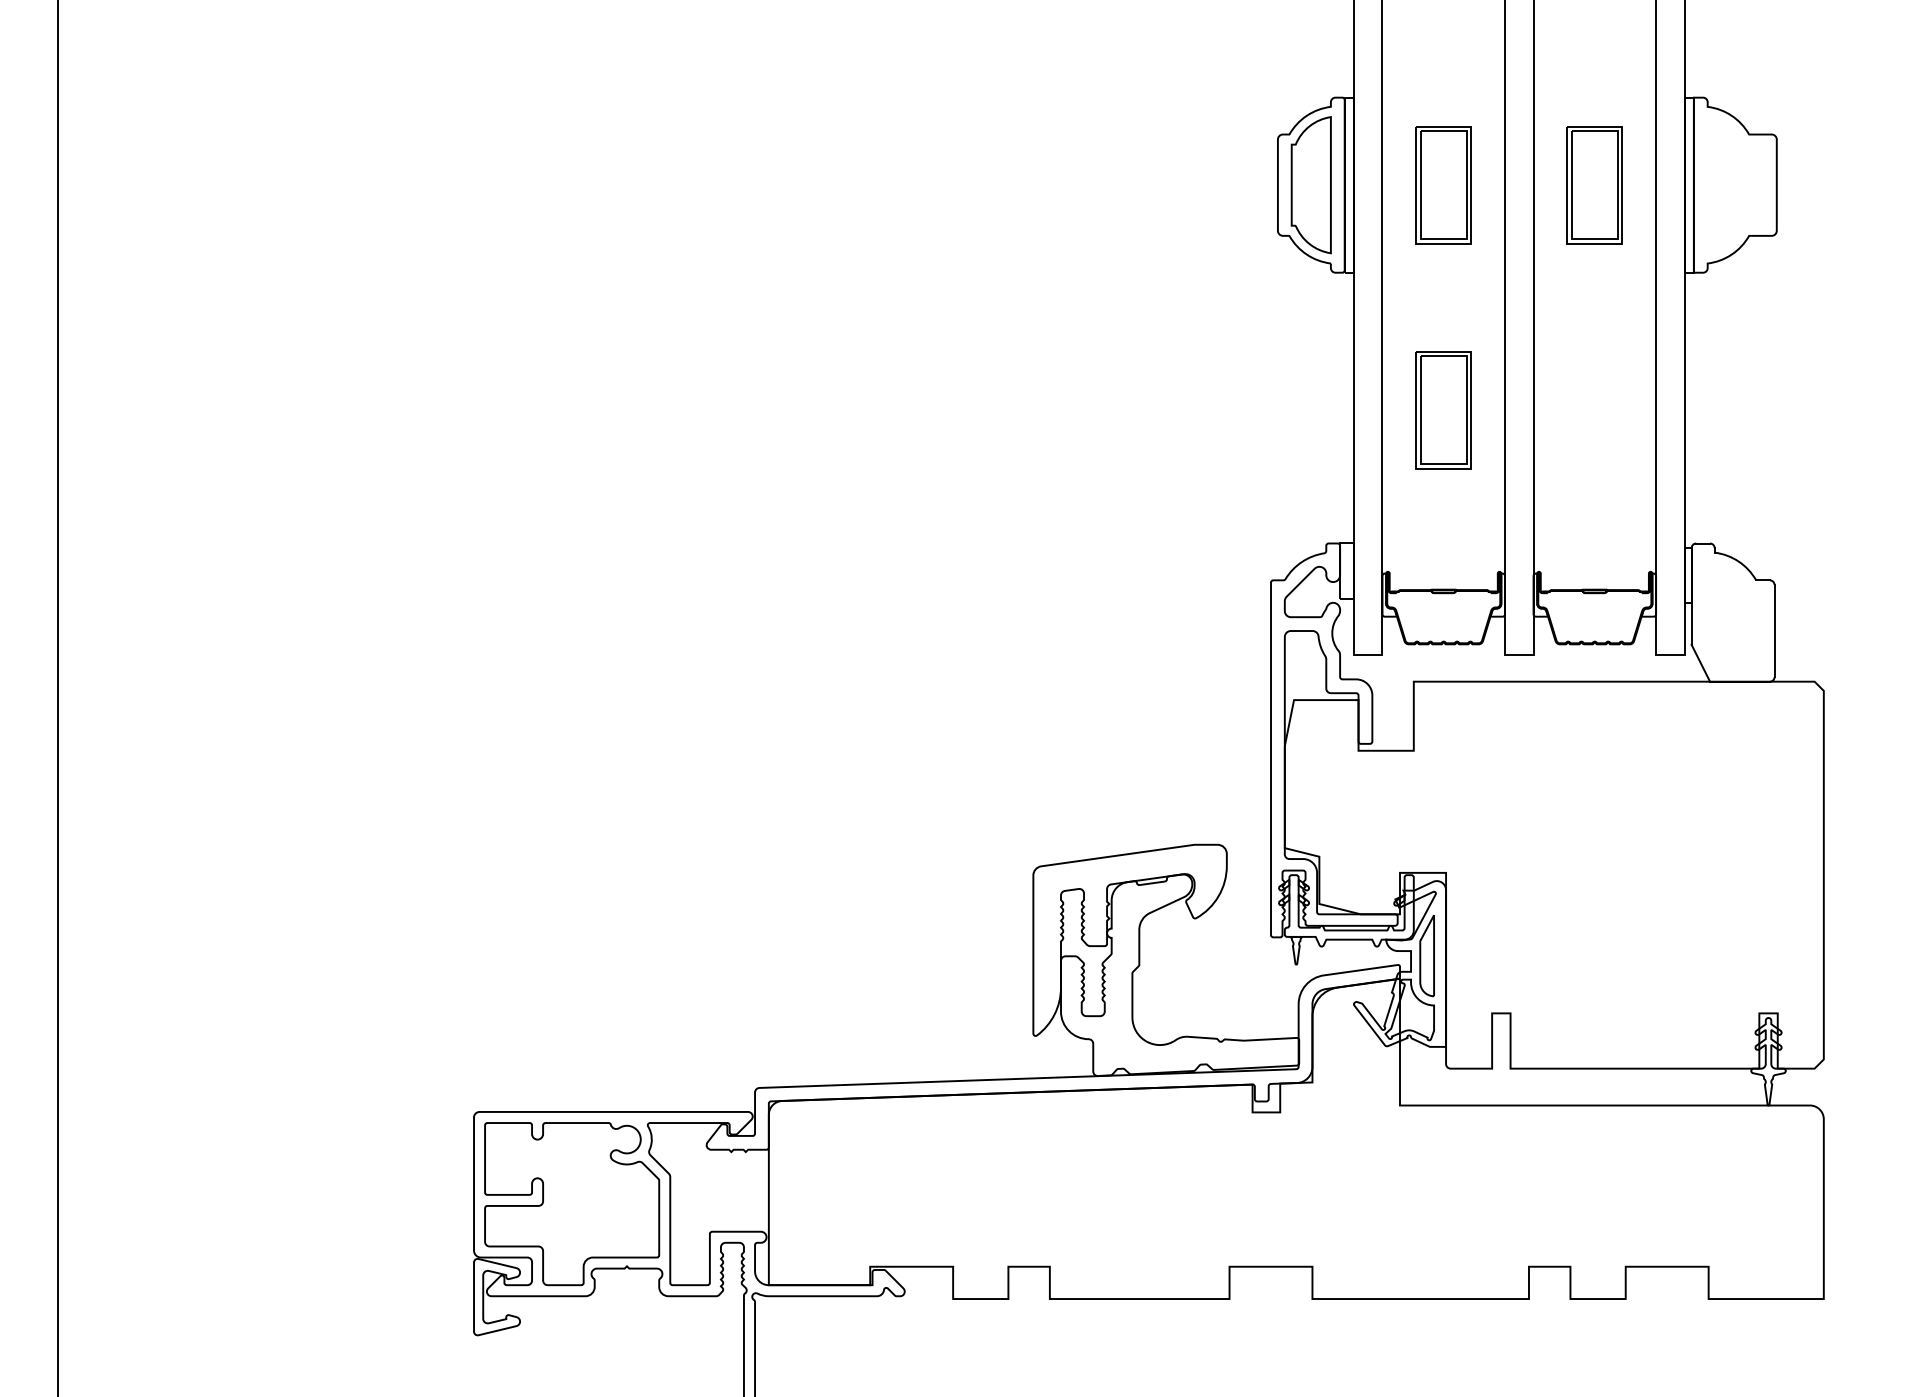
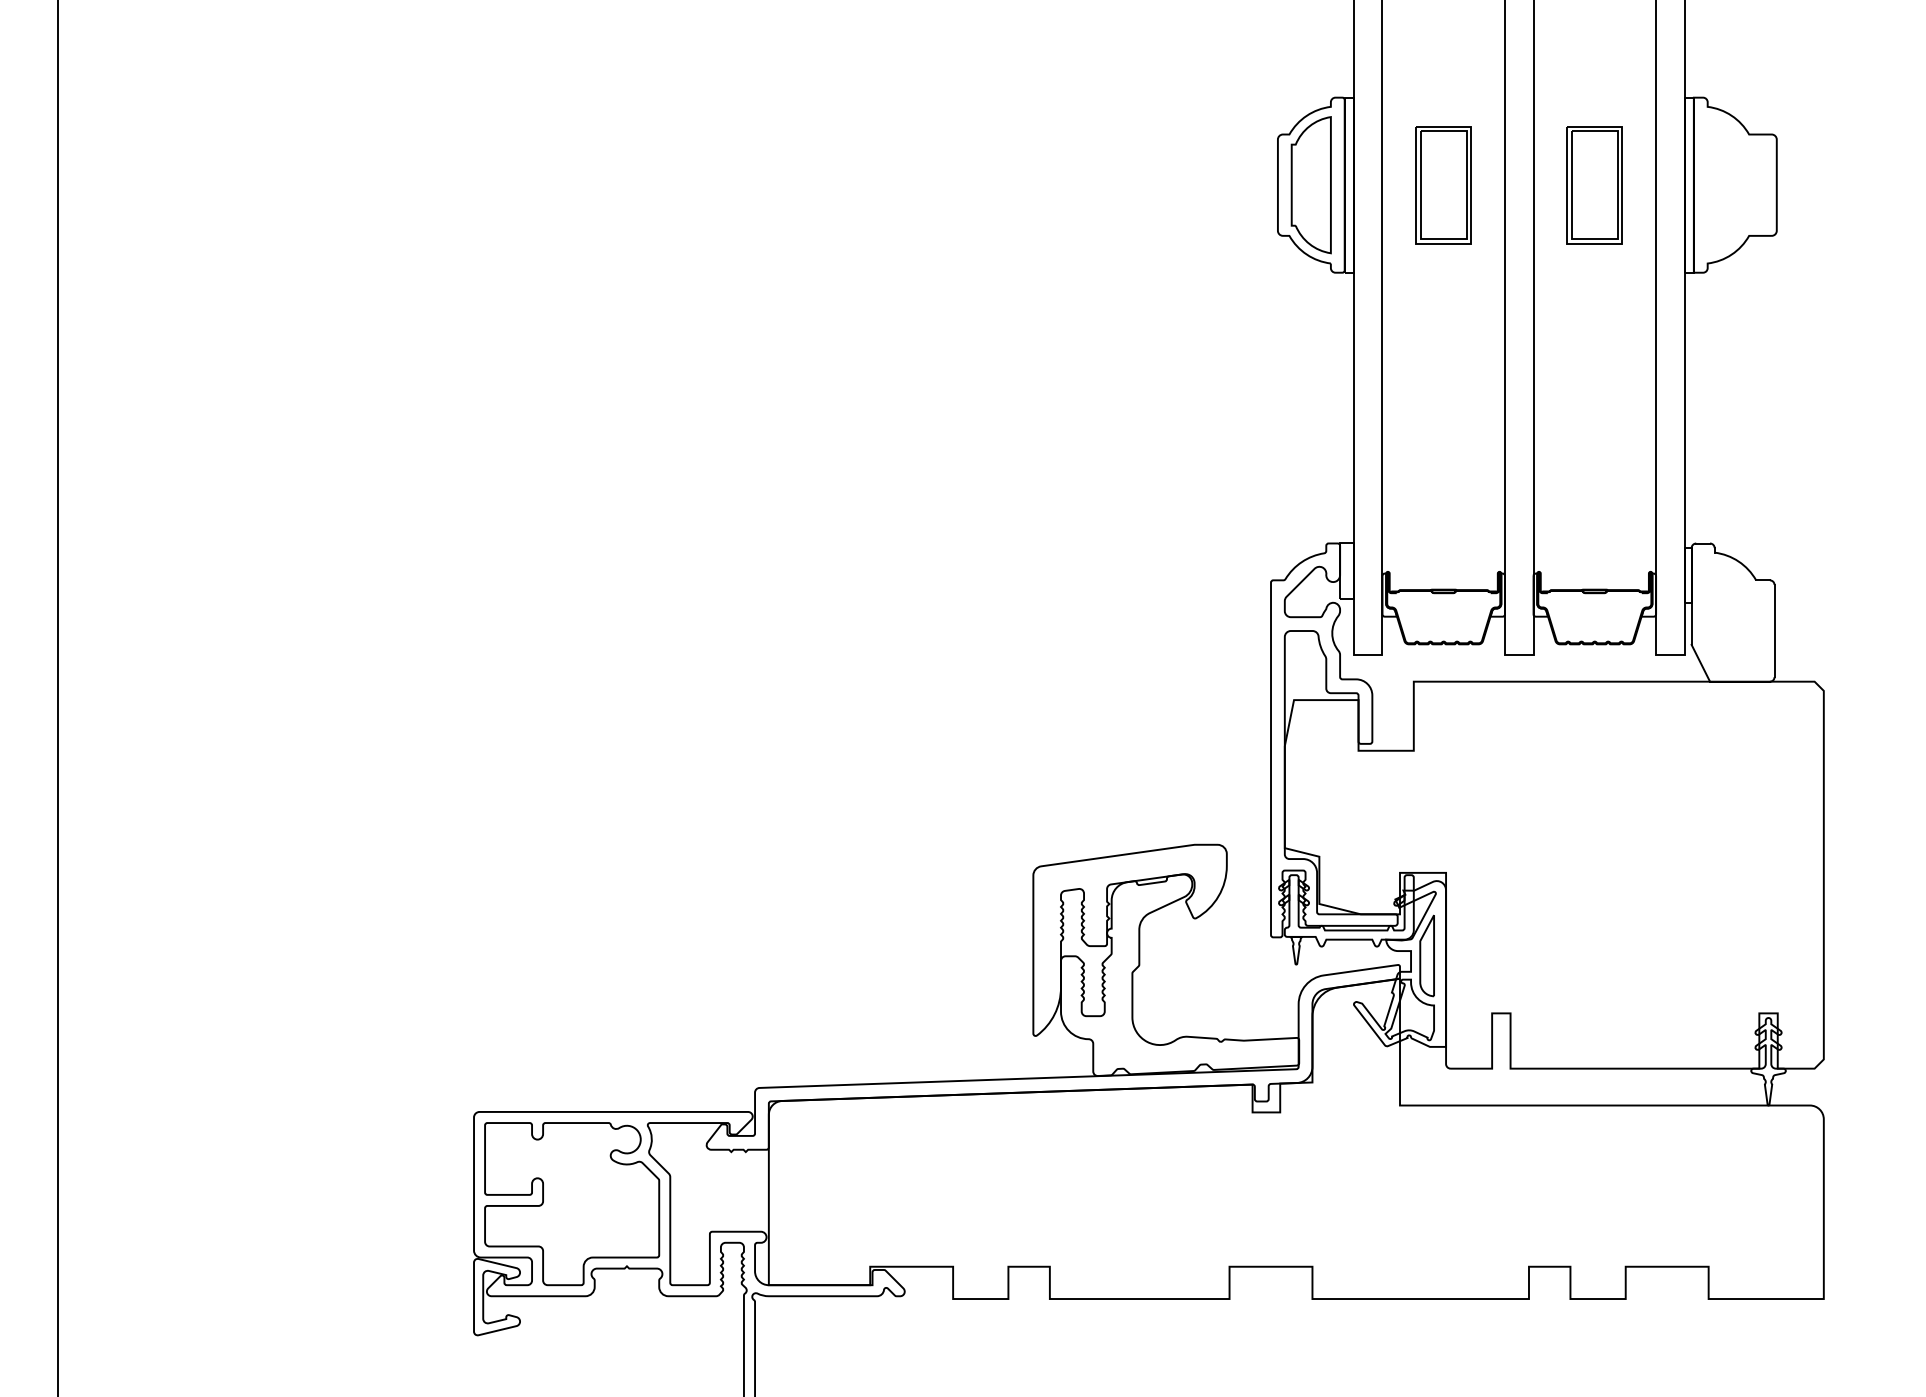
part: present -> none (1443, 410)
